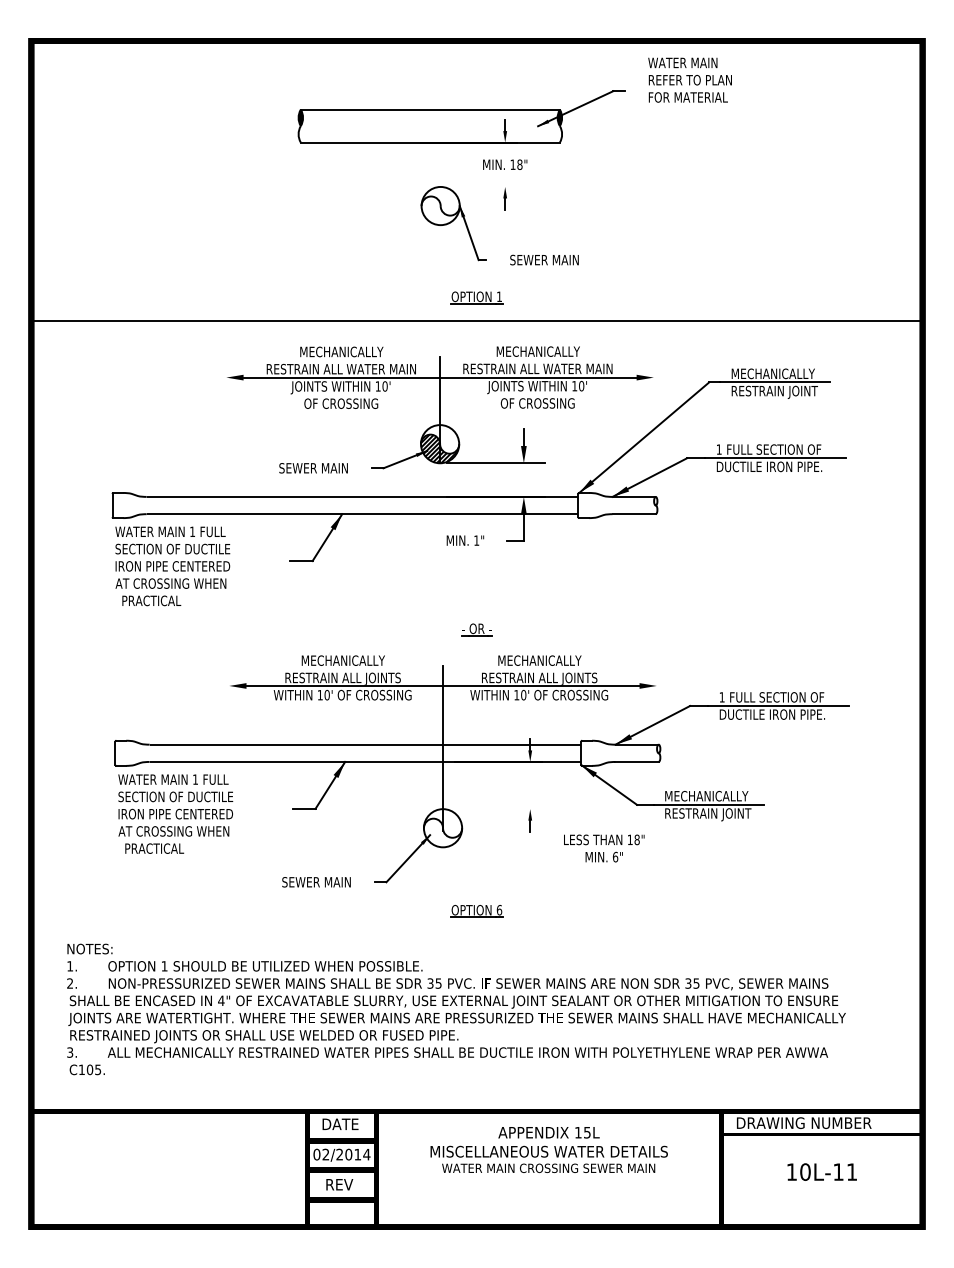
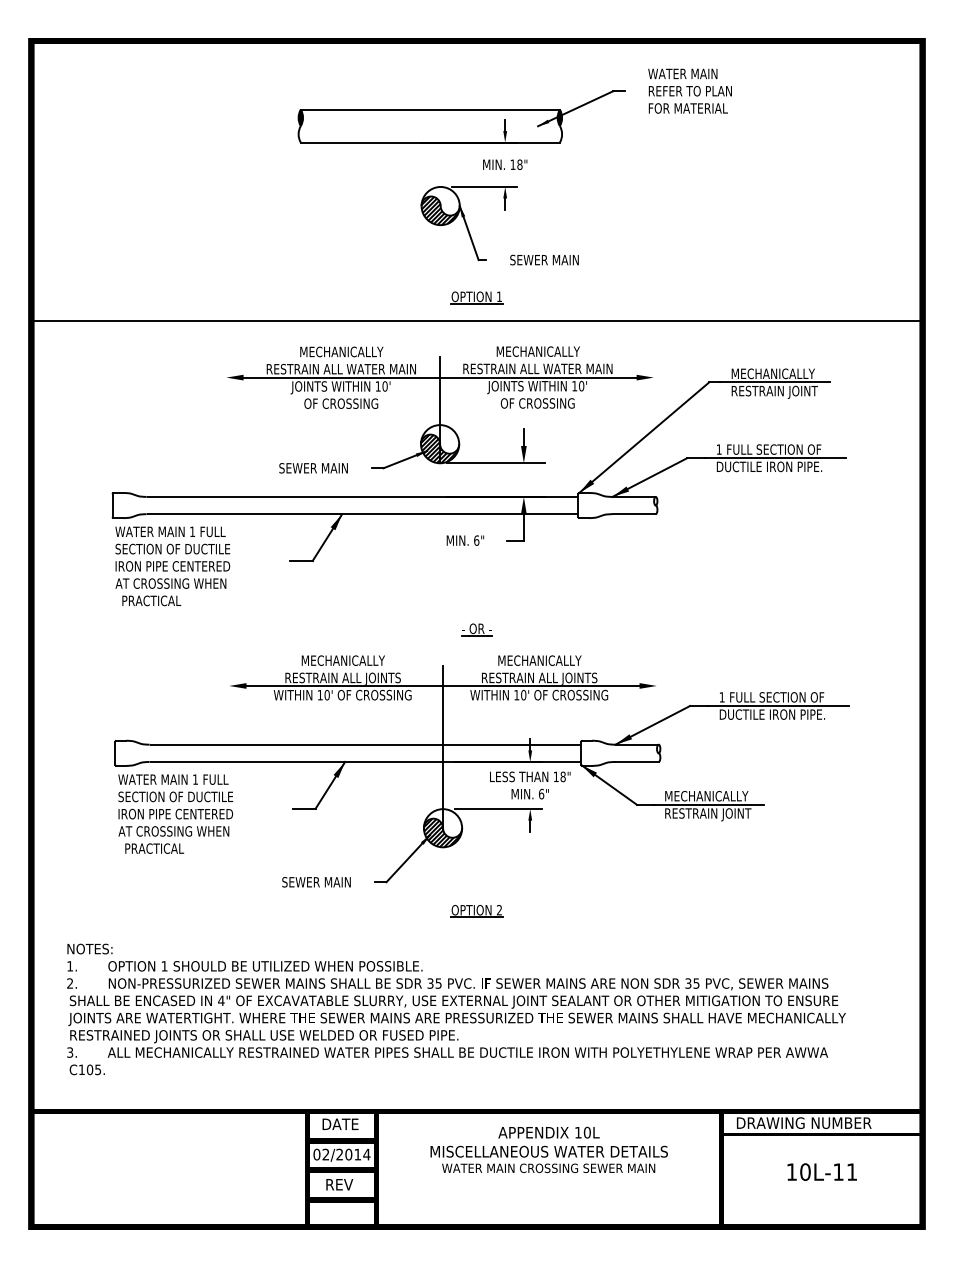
text position: (689, 79) -> (689, 90) (689, 90)
line: none -> present (484, 186)
hatch: none -> present (440, 210)
text: 1" -> 6" (476, 540)
line: none -> present (497, 809)
hatch: none -> present (443, 832)
text position: (604, 848) -> (530, 785) (530, 785)
text: 6 -> 2 (499, 910)
text: 15L -> 10L (586, 1132)
